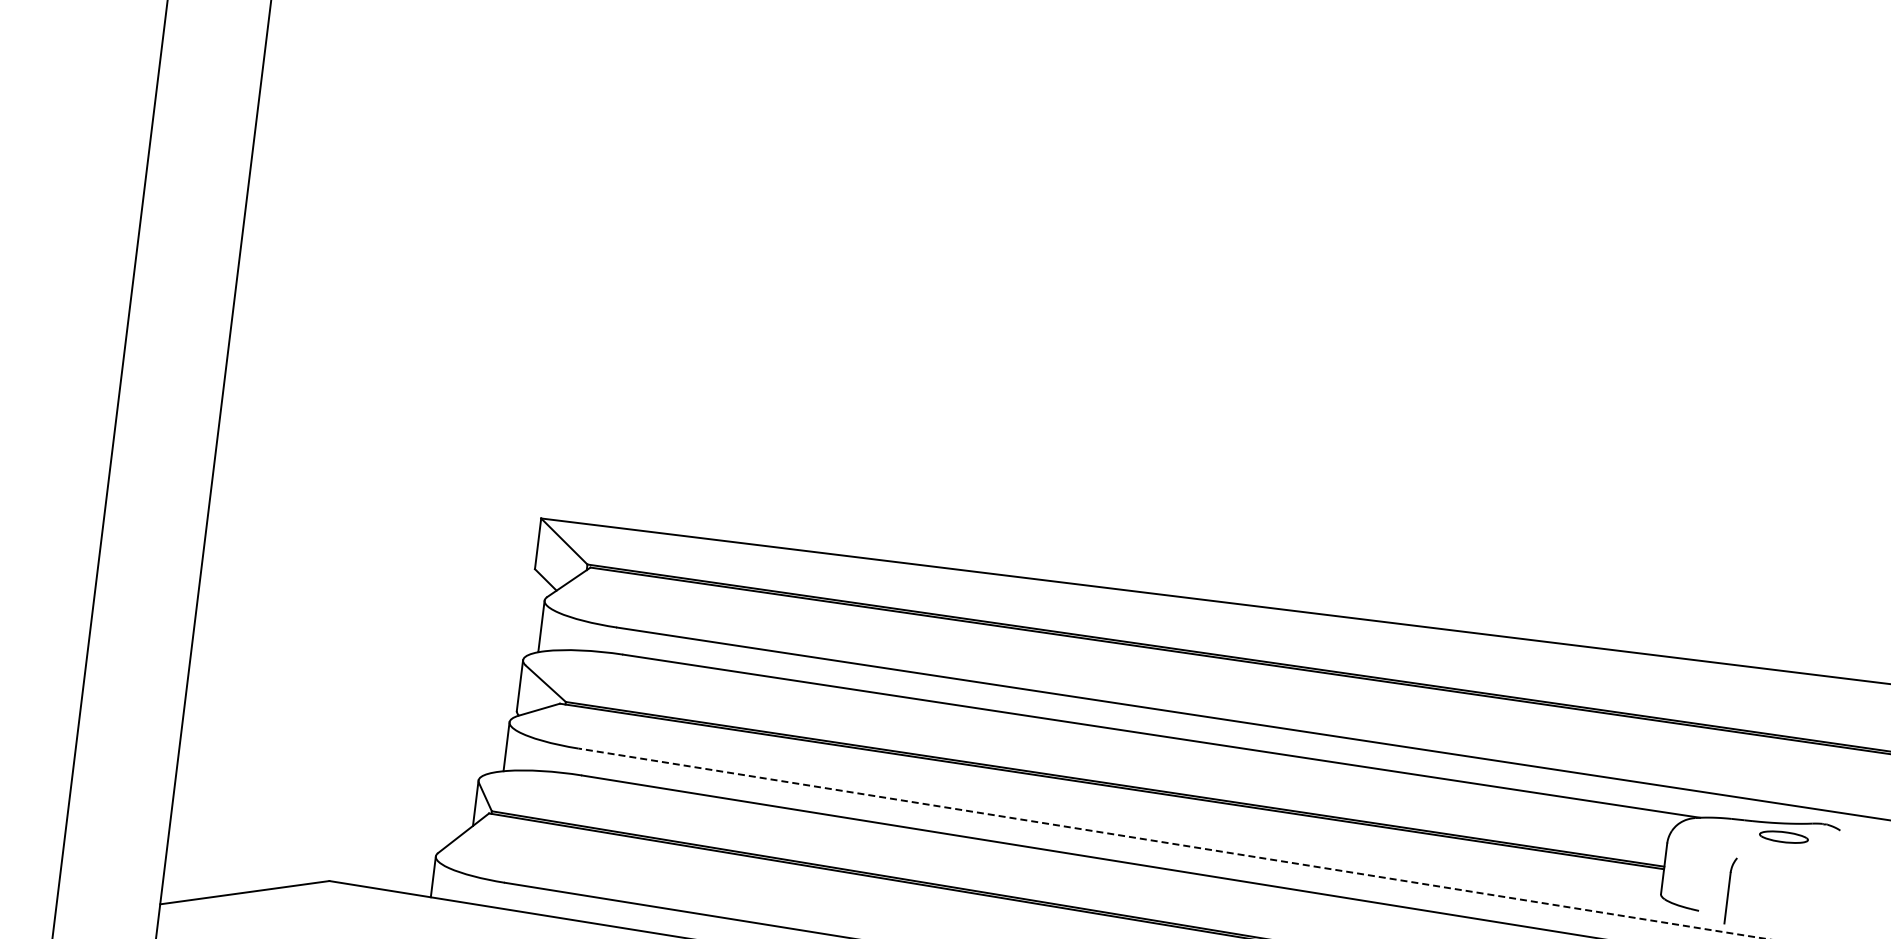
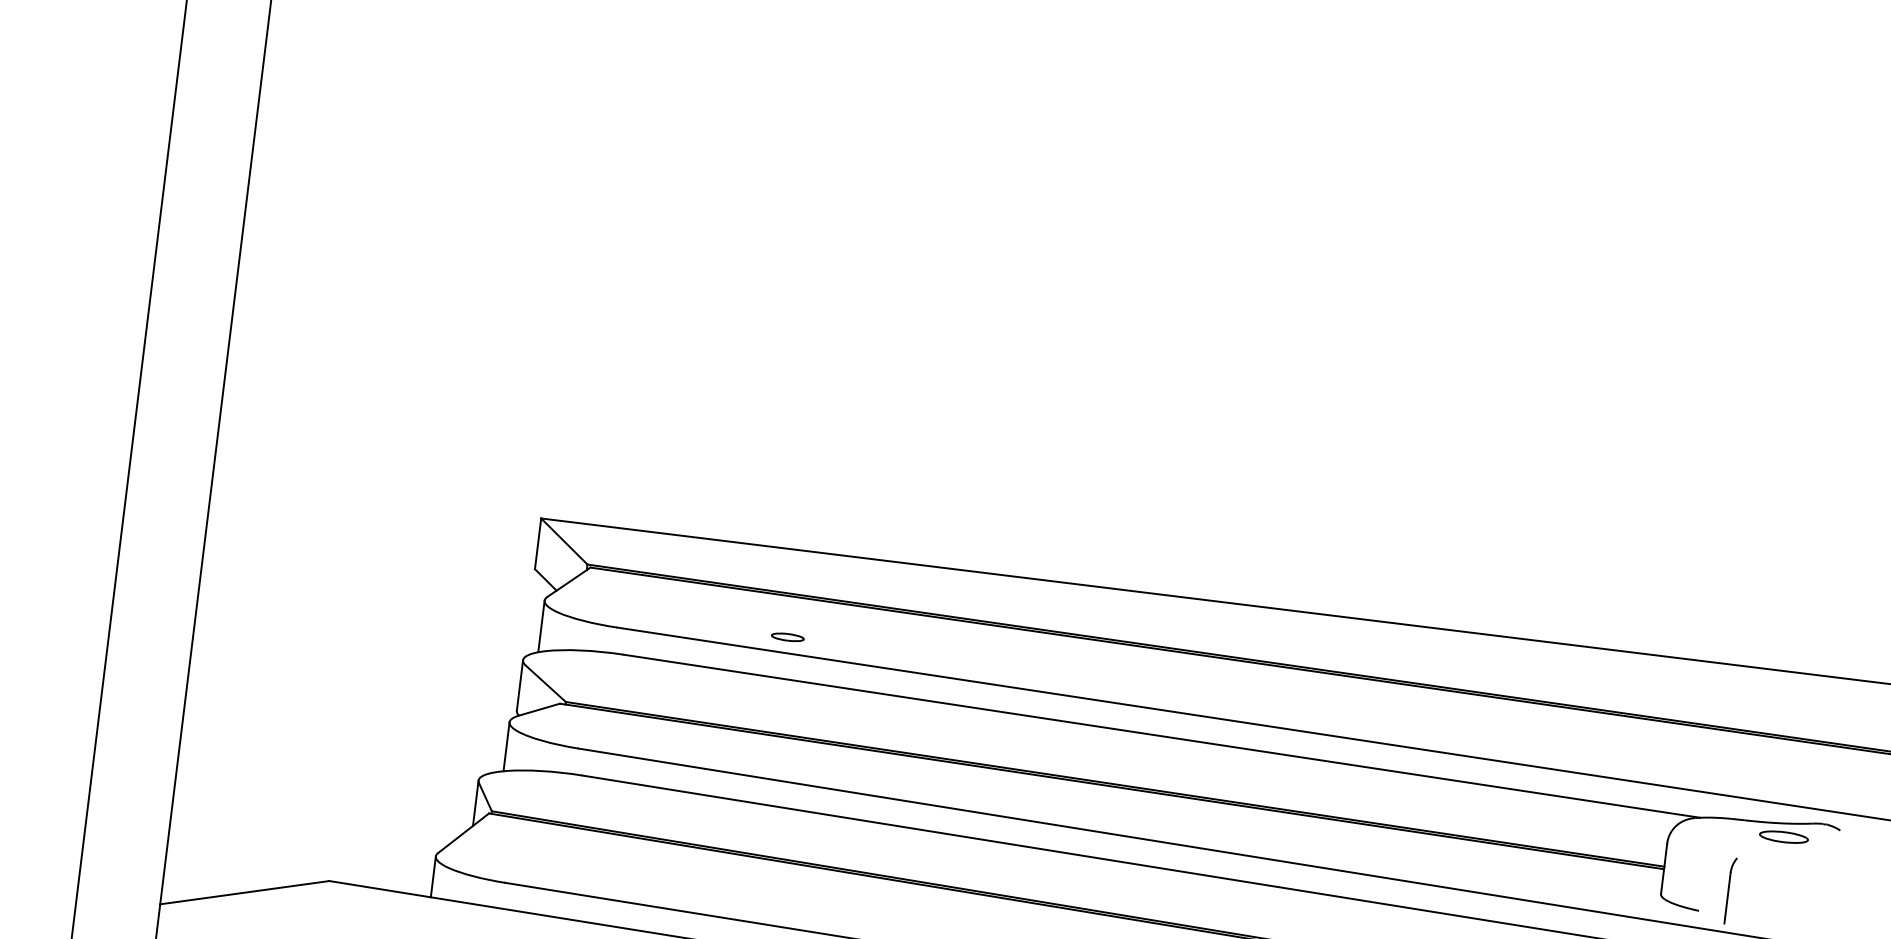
line position: (109, 468) -> (129, 468) (129, 468)
part: none -> present (787, 636)
line: dashed -> solid (1171, 843)
